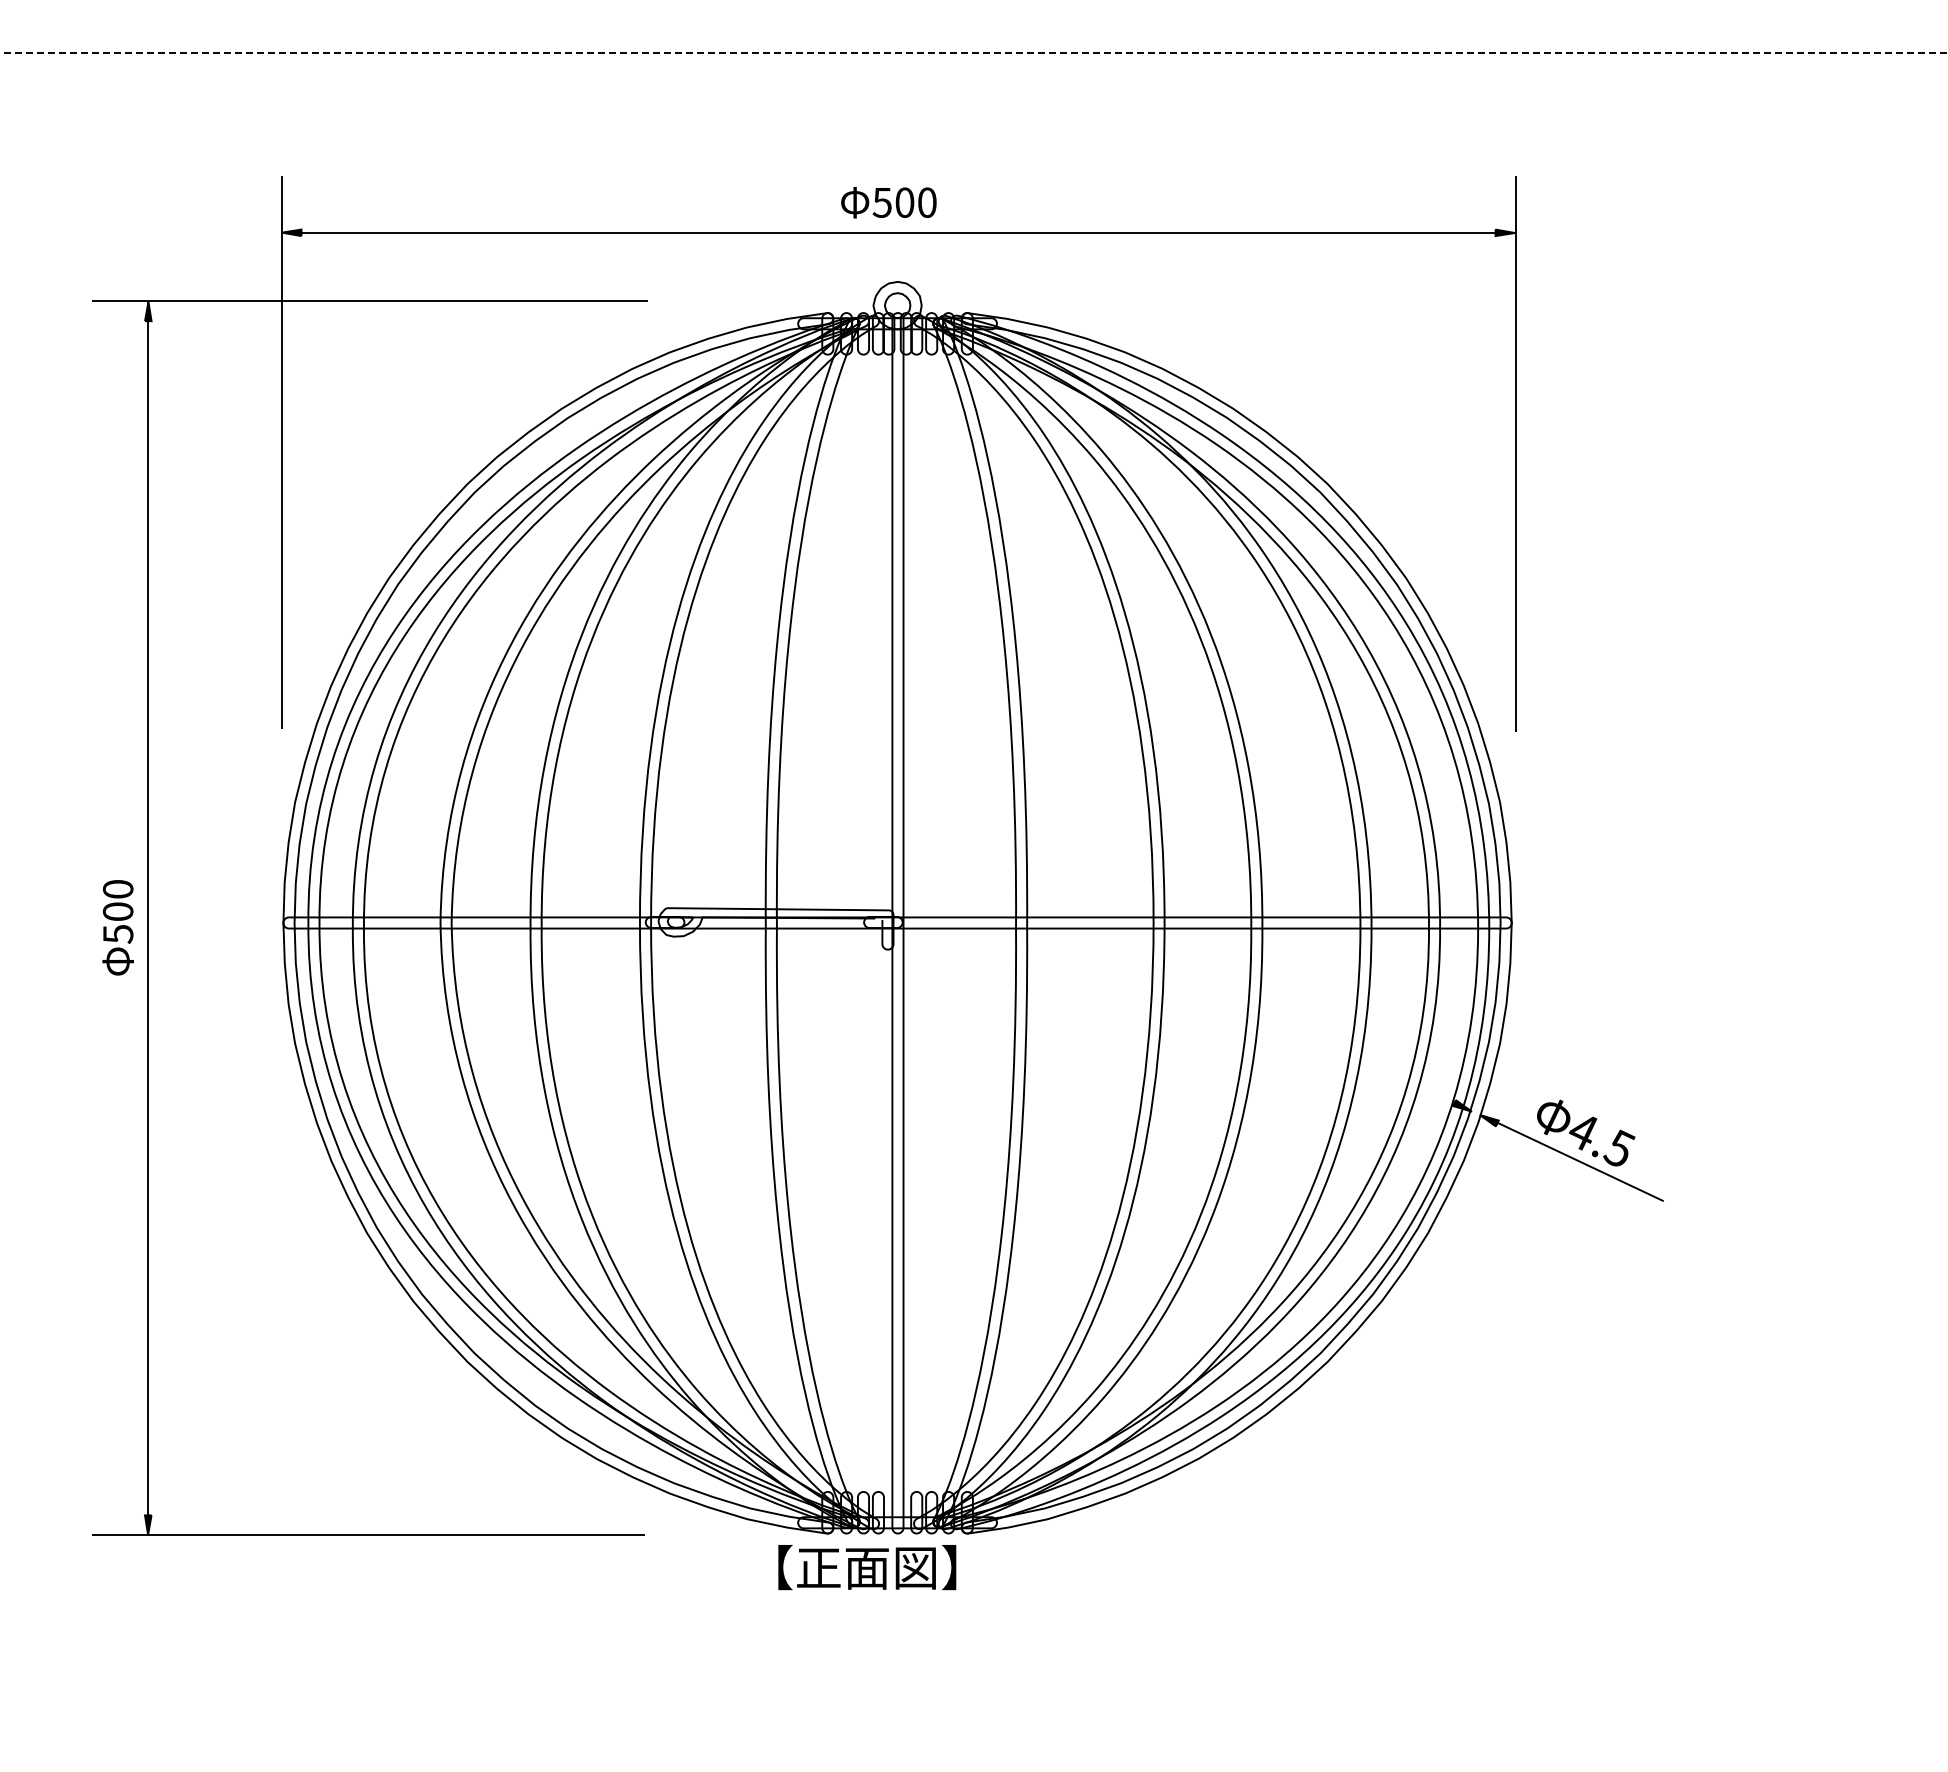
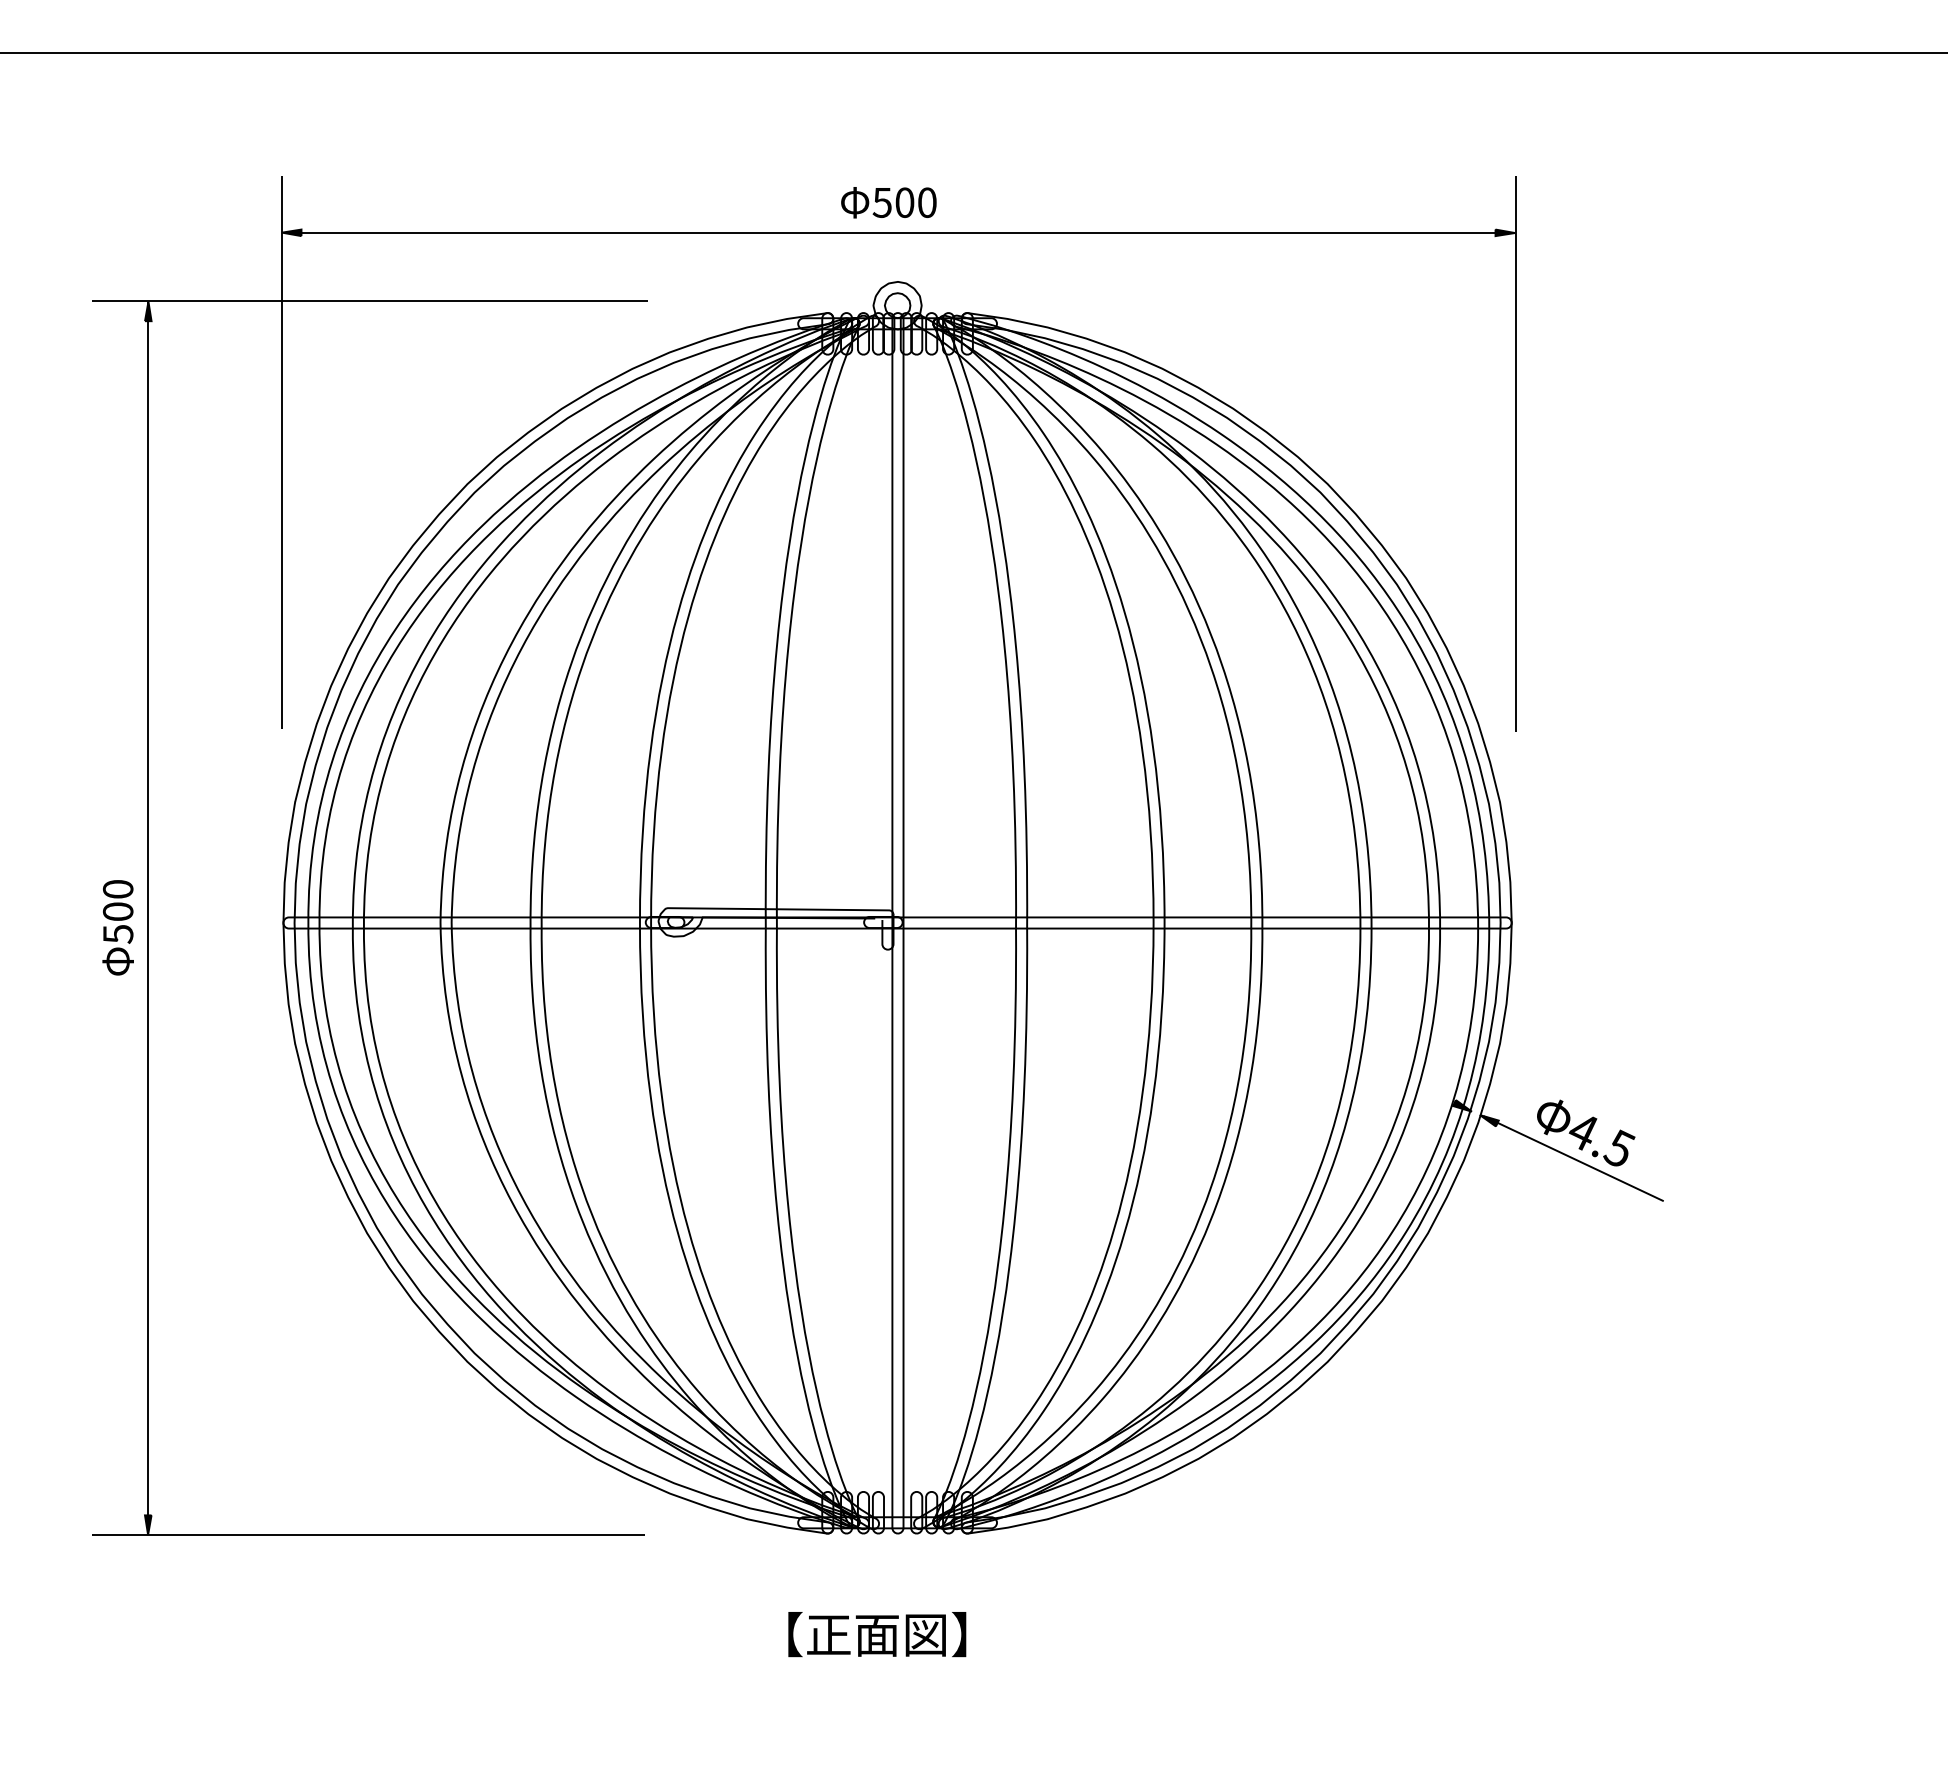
line: dashed -> solid (974, 52)
text position: (867, 1567) -> (877, 1634) (877, 1634)
